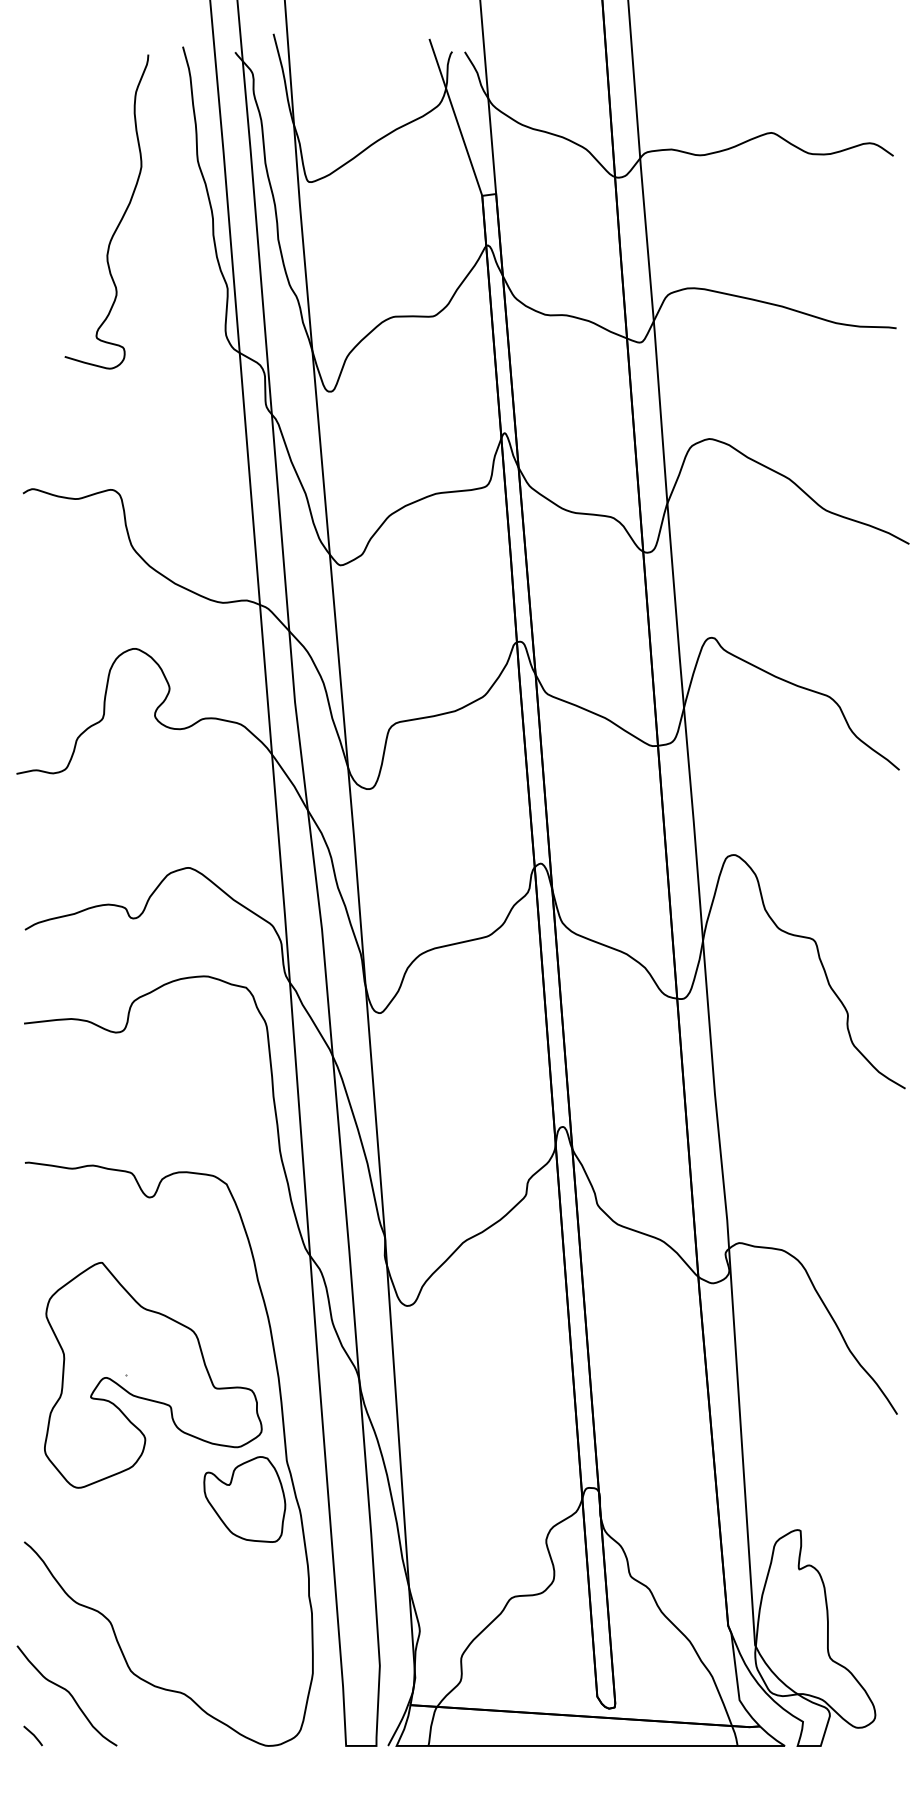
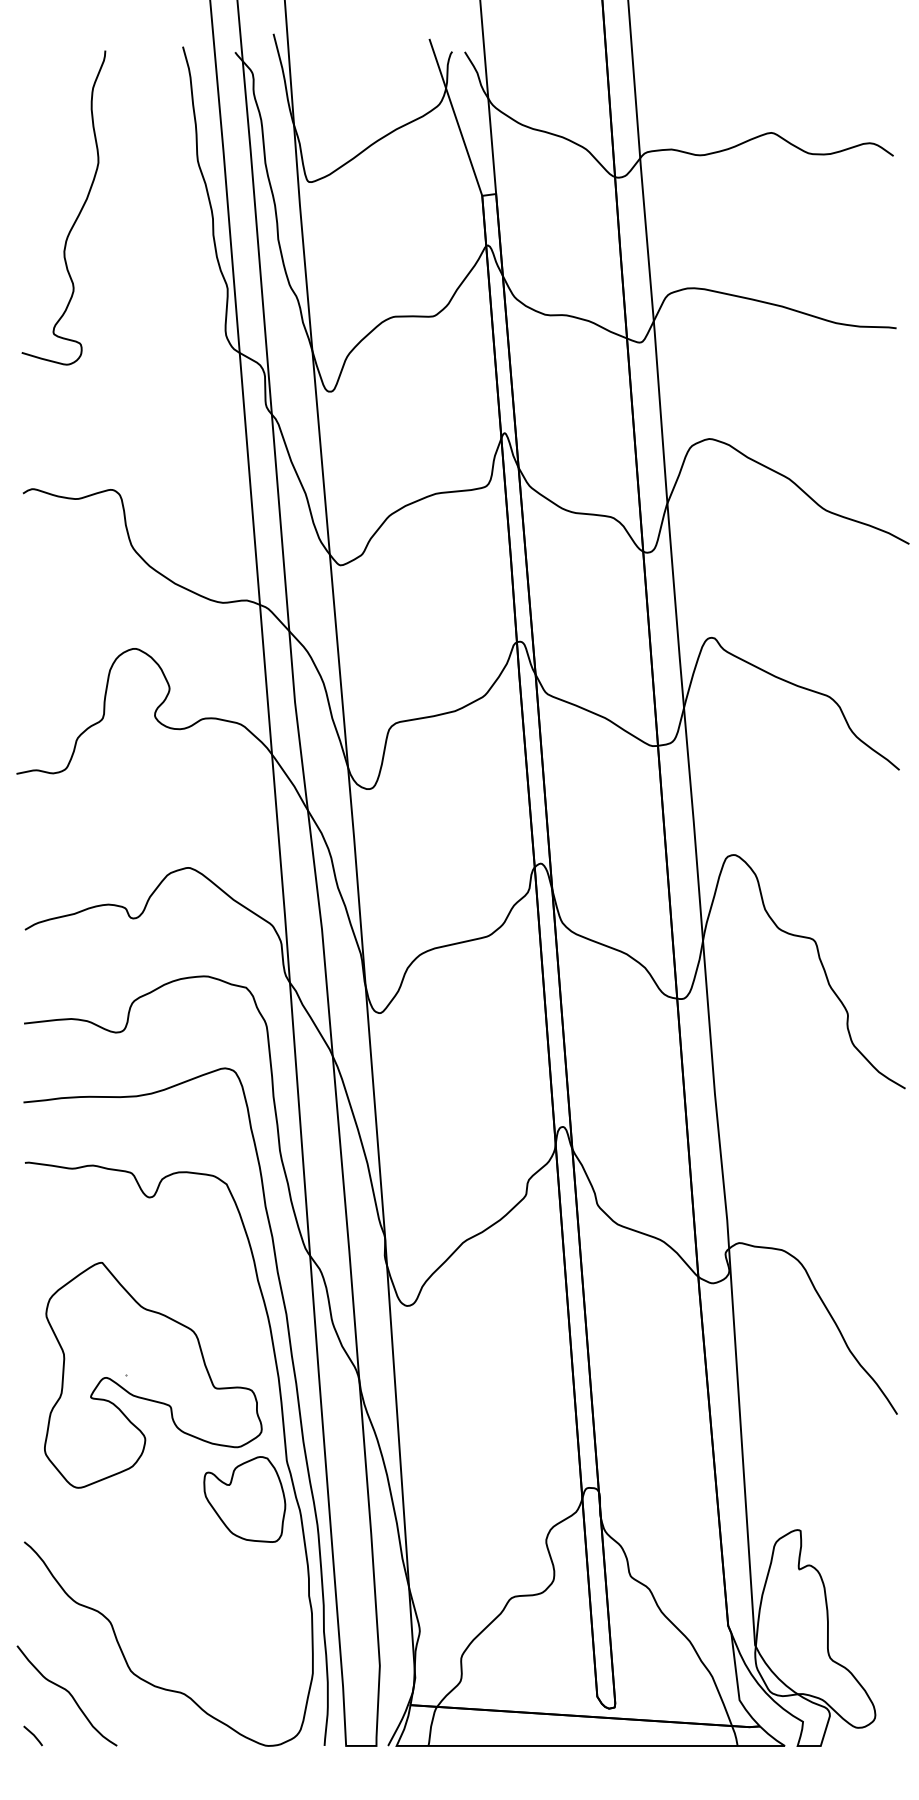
curve position: (120, 219) -> (77, 215) (77, 215)
curve: none -> present (295, 1387)
